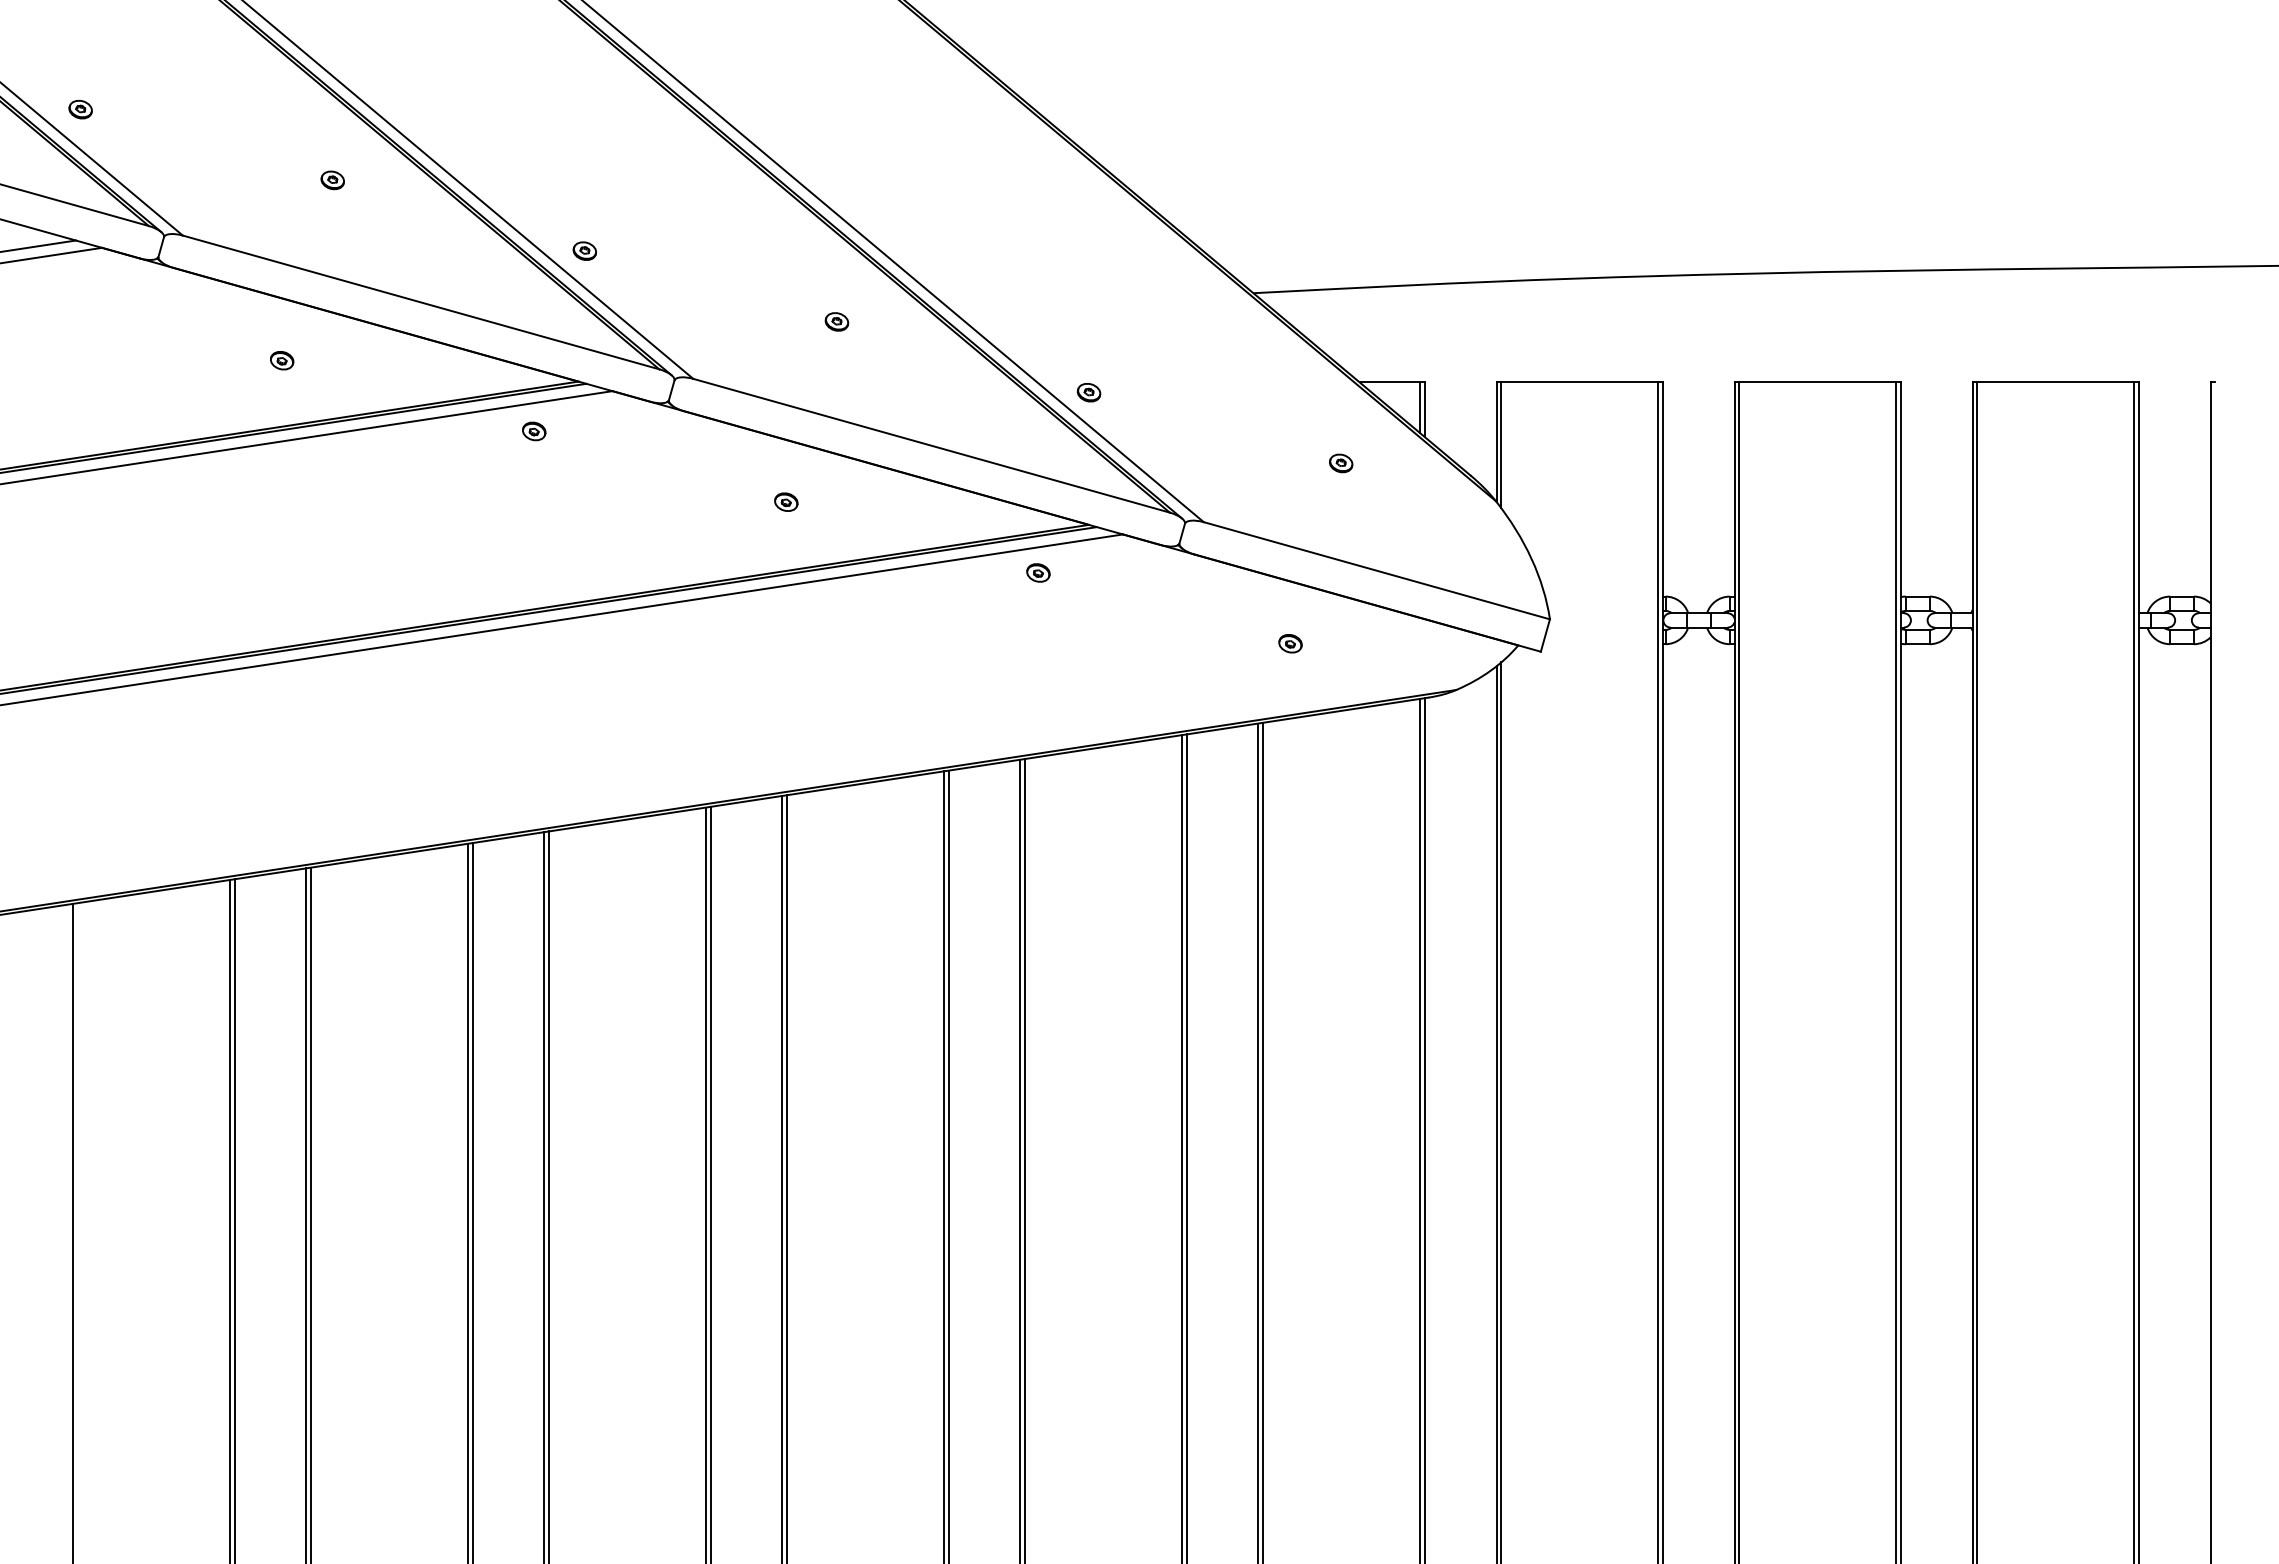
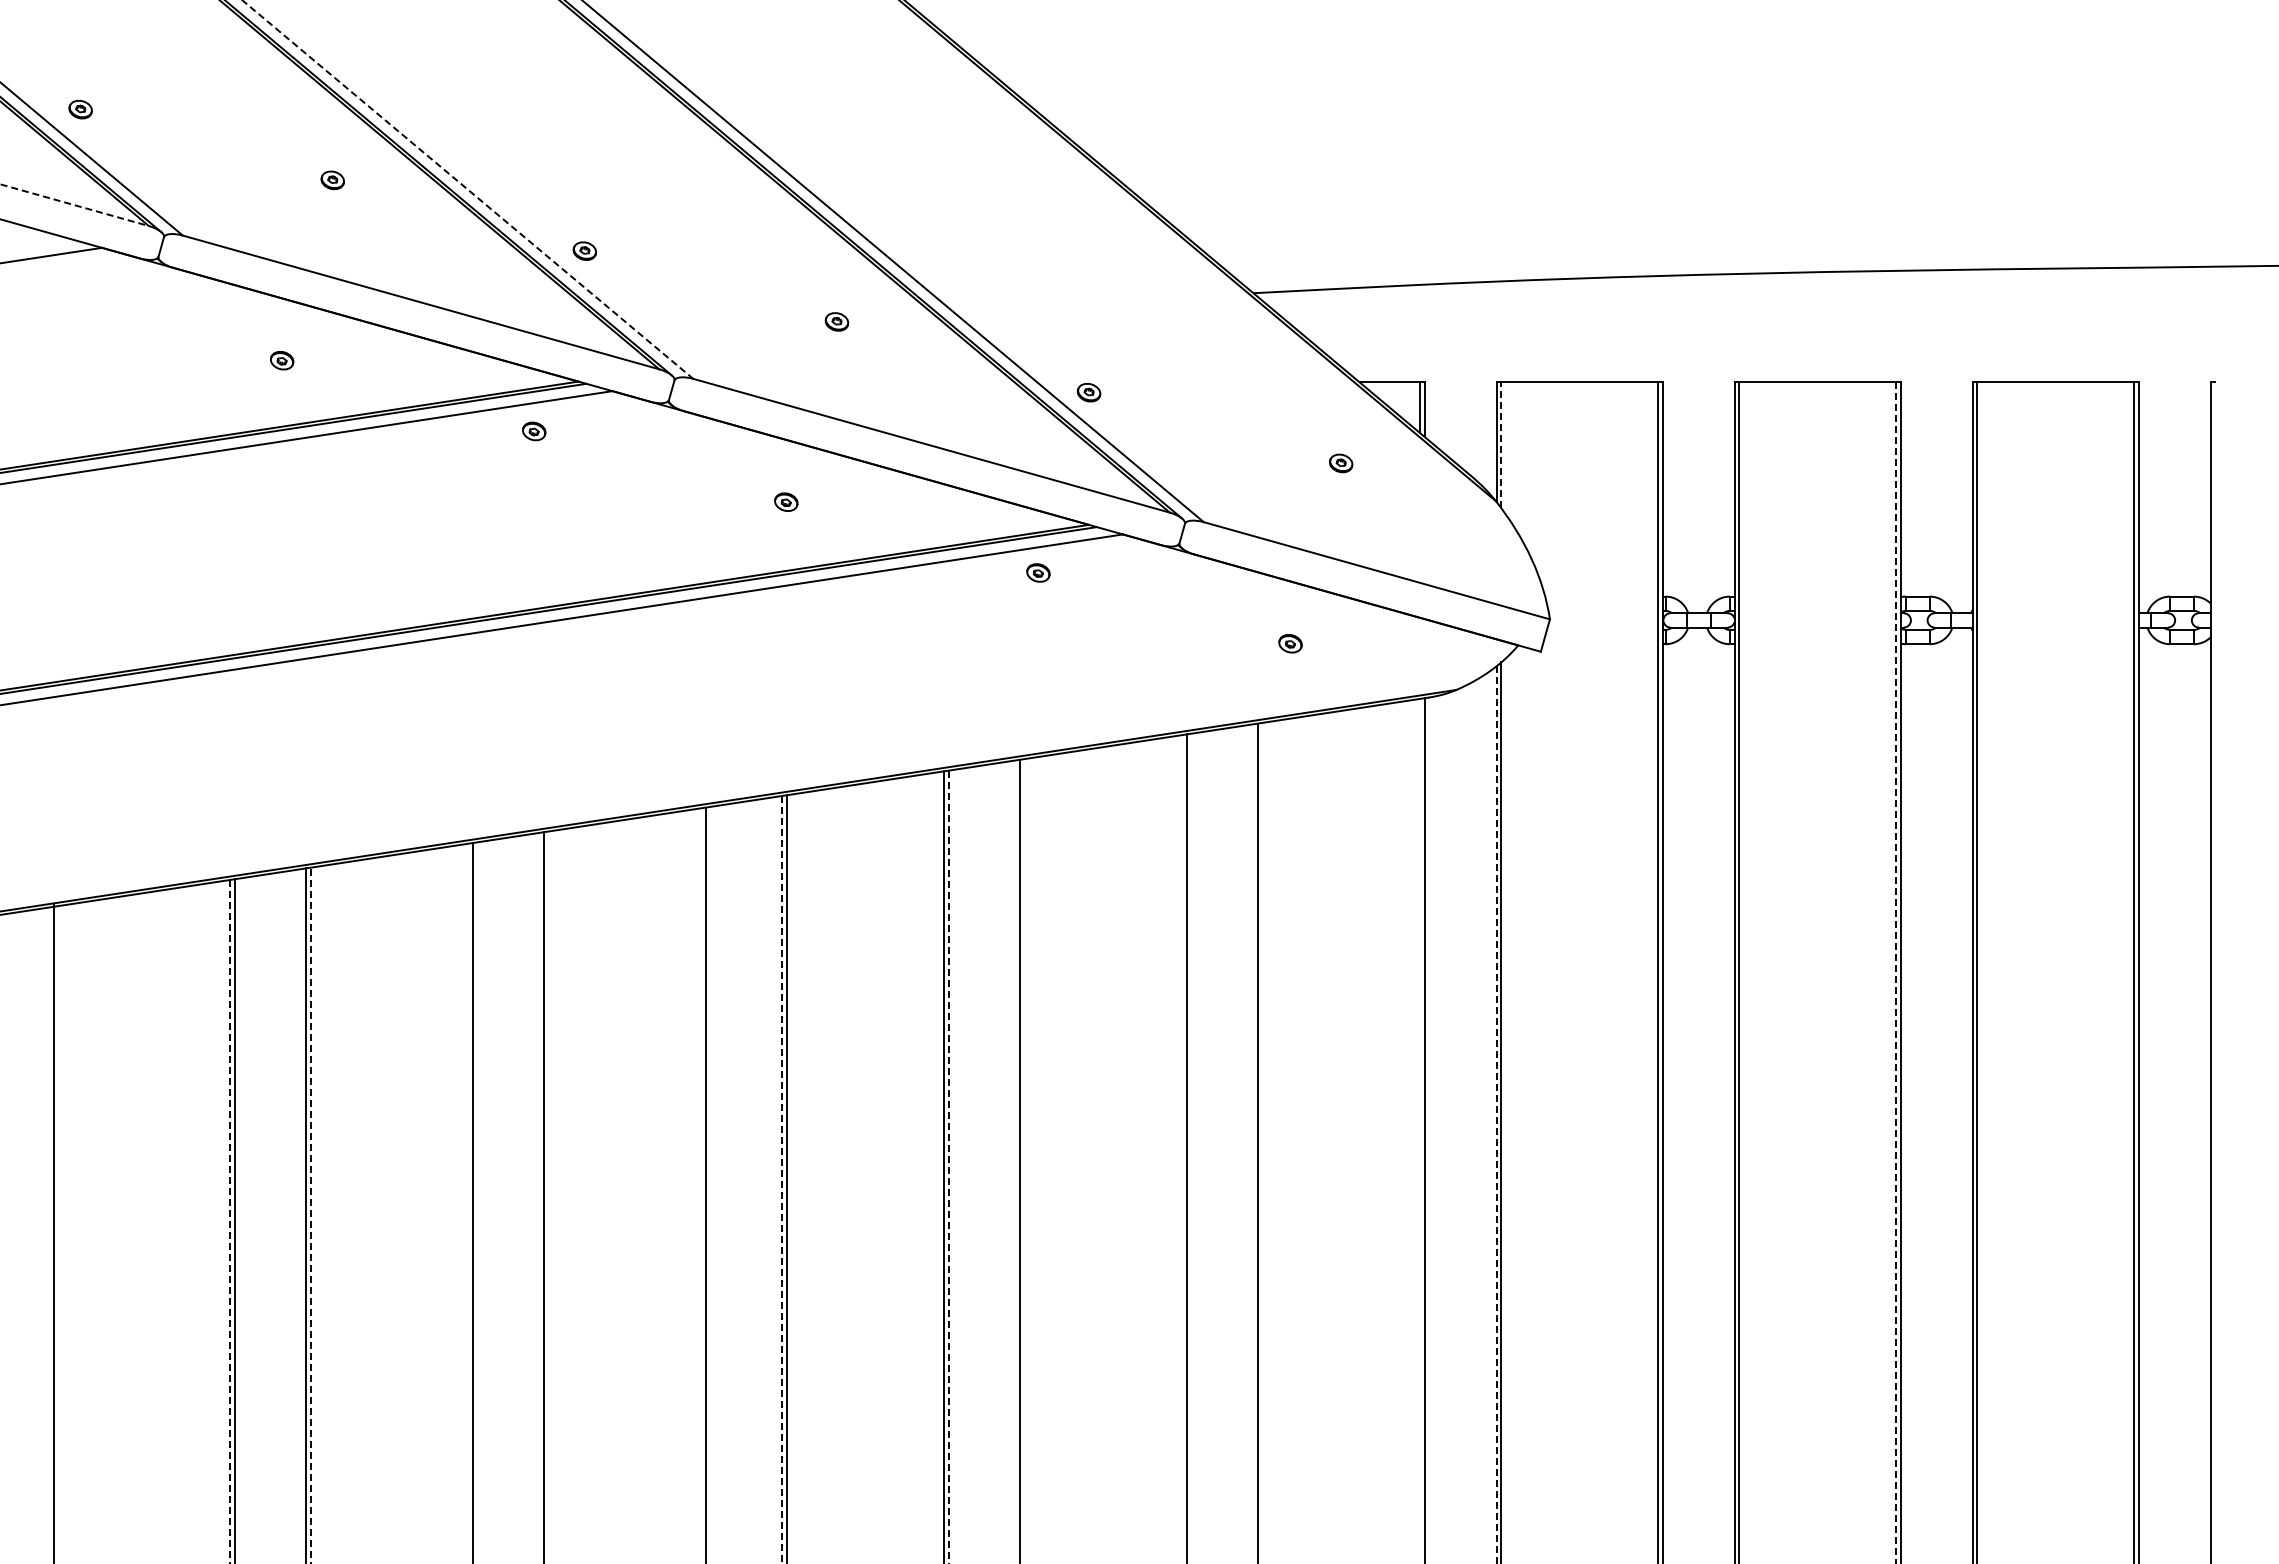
line: solid -> dashed (468, 189)
line: solid -> dashed (74, 205)
line: present -> none (38, 245)
line: solid -> dashed (1501, 445)
line: solid -> dashed (1896, 973)
line: solid -> dashed (1496, 1115)
line: present -> none (1420, 1129)
line: present -> none (1263, 1141)
line: present -> none (1182, 1147)
line: present -> none (1025, 1159)
line: solid -> dashed (949, 1167)
line: solid -> dashed (782, 1179)
line: present -> none (711, 1183)
line: present -> none (549, 1195)
line: present -> none (468, 1201)
line: solid -> dashed (311, 1215)
line: solid -> dashed (230, 1221)
line position: (73, 1231) -> (54, 1231) (54, 1231)
